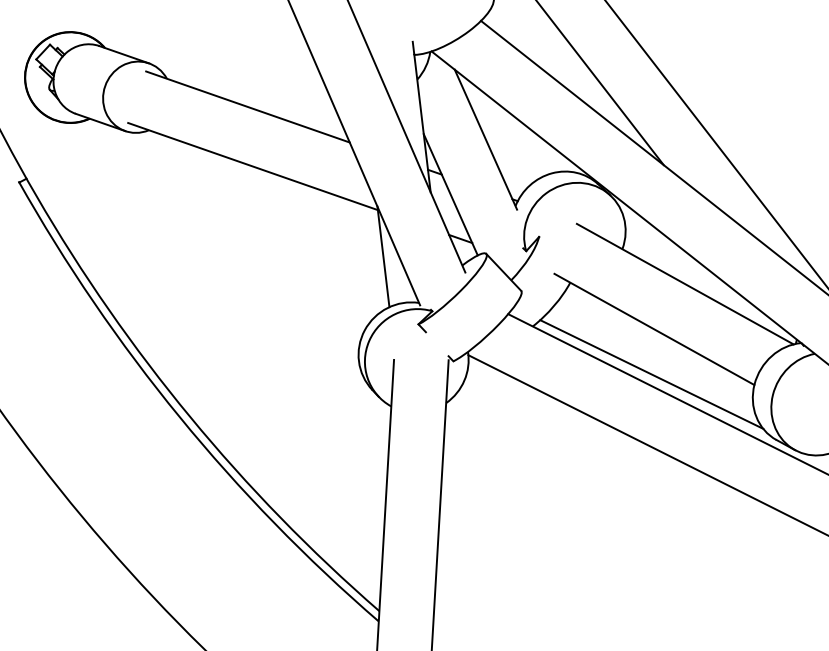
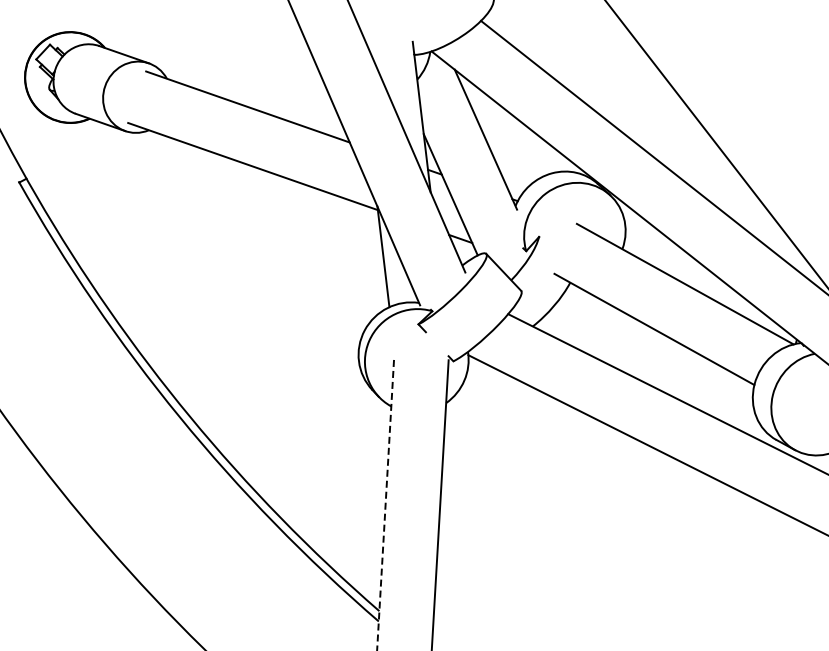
line: present -> none (600, 83)
line: present -> none (651, 374)
line: solid -> dashed (385, 505)
